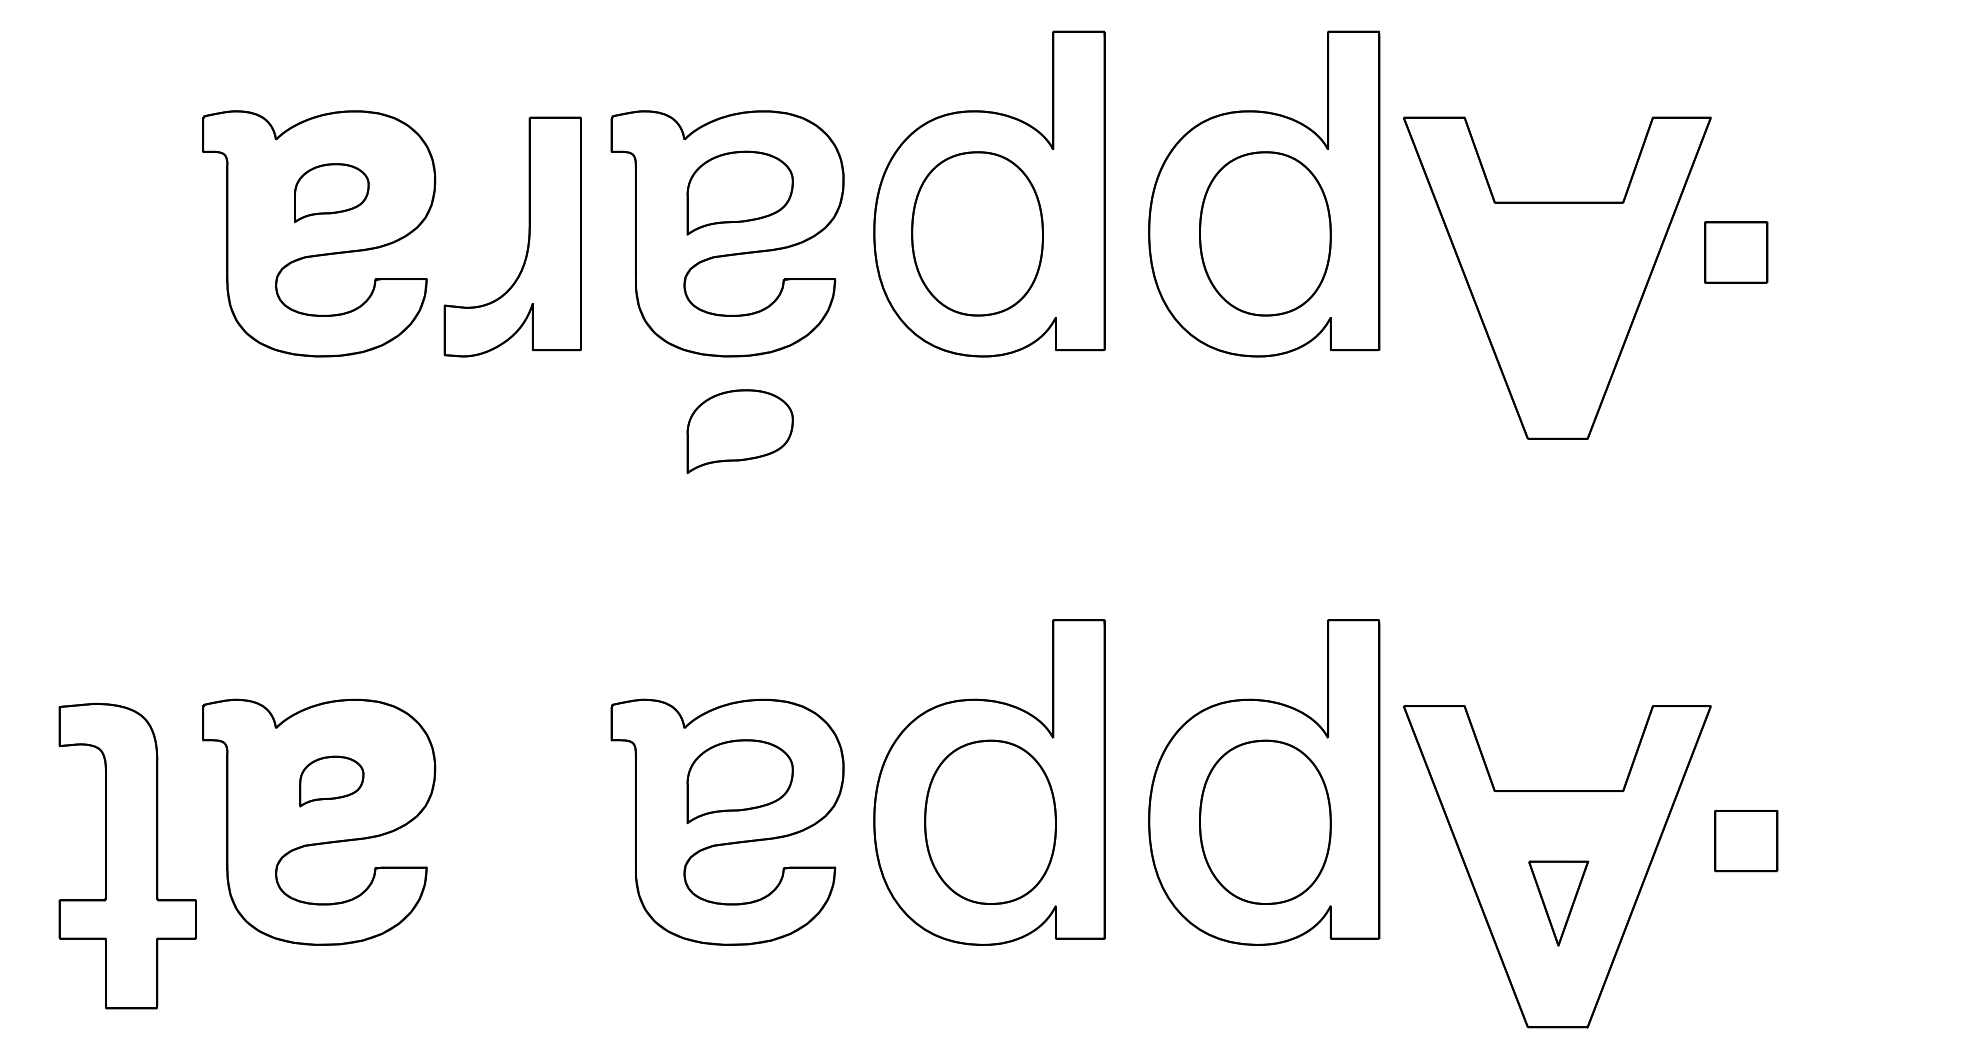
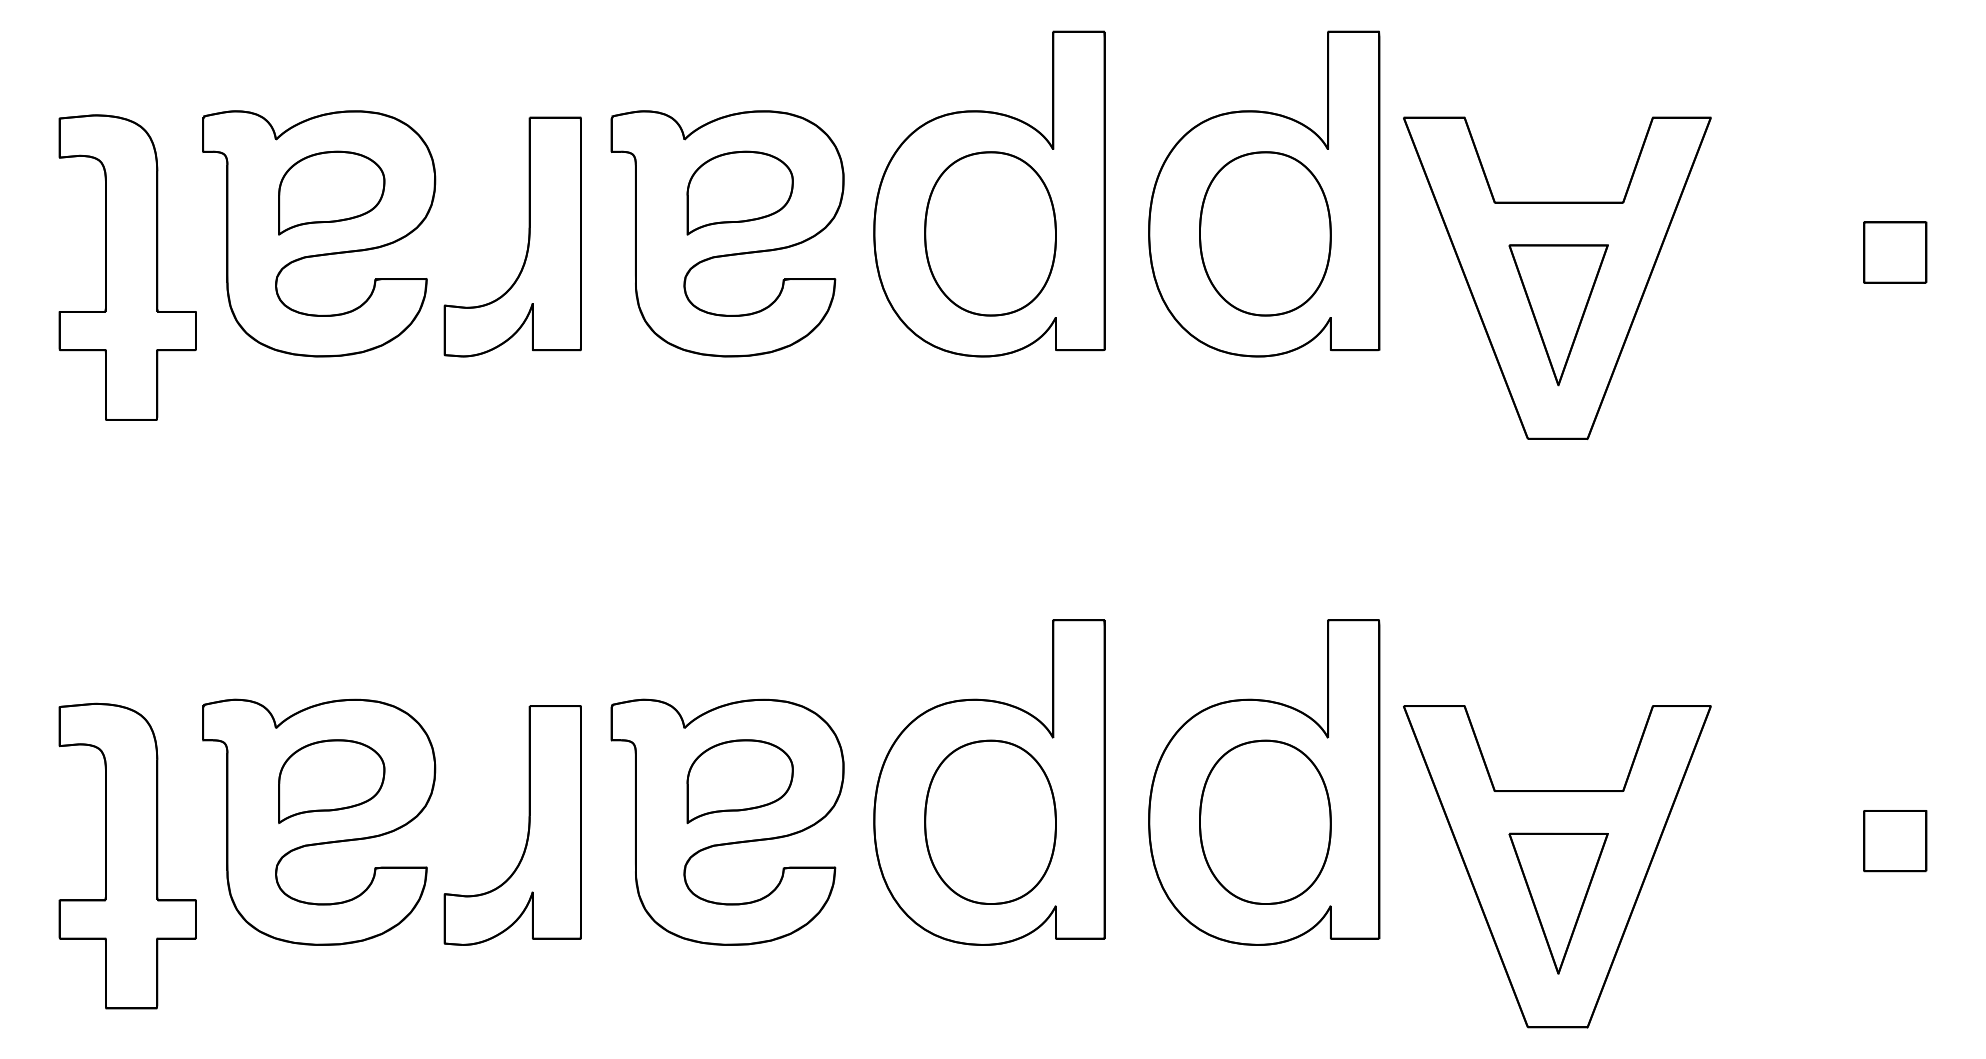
part size: 76x61 px -> 108x86 px (331, 192)
part position: (977, 233) -> (990, 233) (990, 233)
part position: (1736, 252) -> (1895, 252) (1895, 252)
part: none -> present (127, 267)
part: none -> present (1558, 315)
part: present -> none (739, 431)
part size: 66x53 px -> 108x85 px (331, 781)
part: none -> present (528, 825)
part position: (1746, 841) -> (1895, 841) (1895, 841)
part size: 62x87 px -> 101x143 px (1558, 903)
